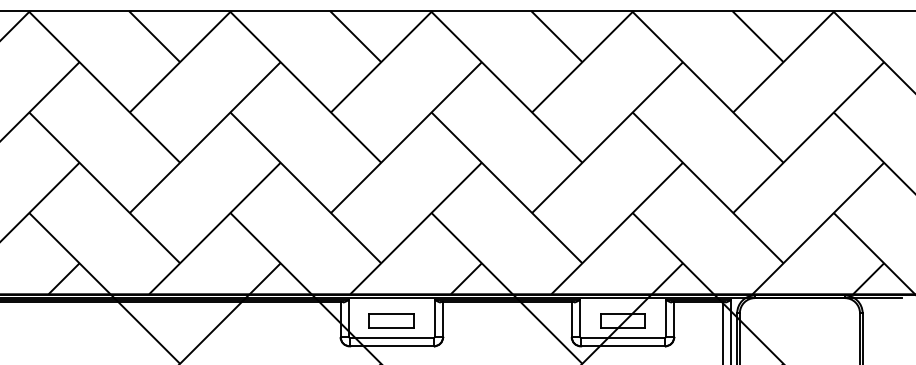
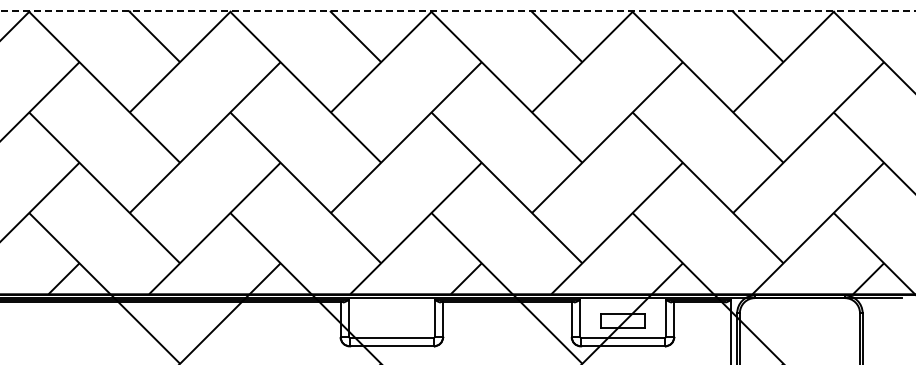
line: solid -> dashed (458, 10)
part: present -> none (391, 320)
line: present -> none (722, 331)
